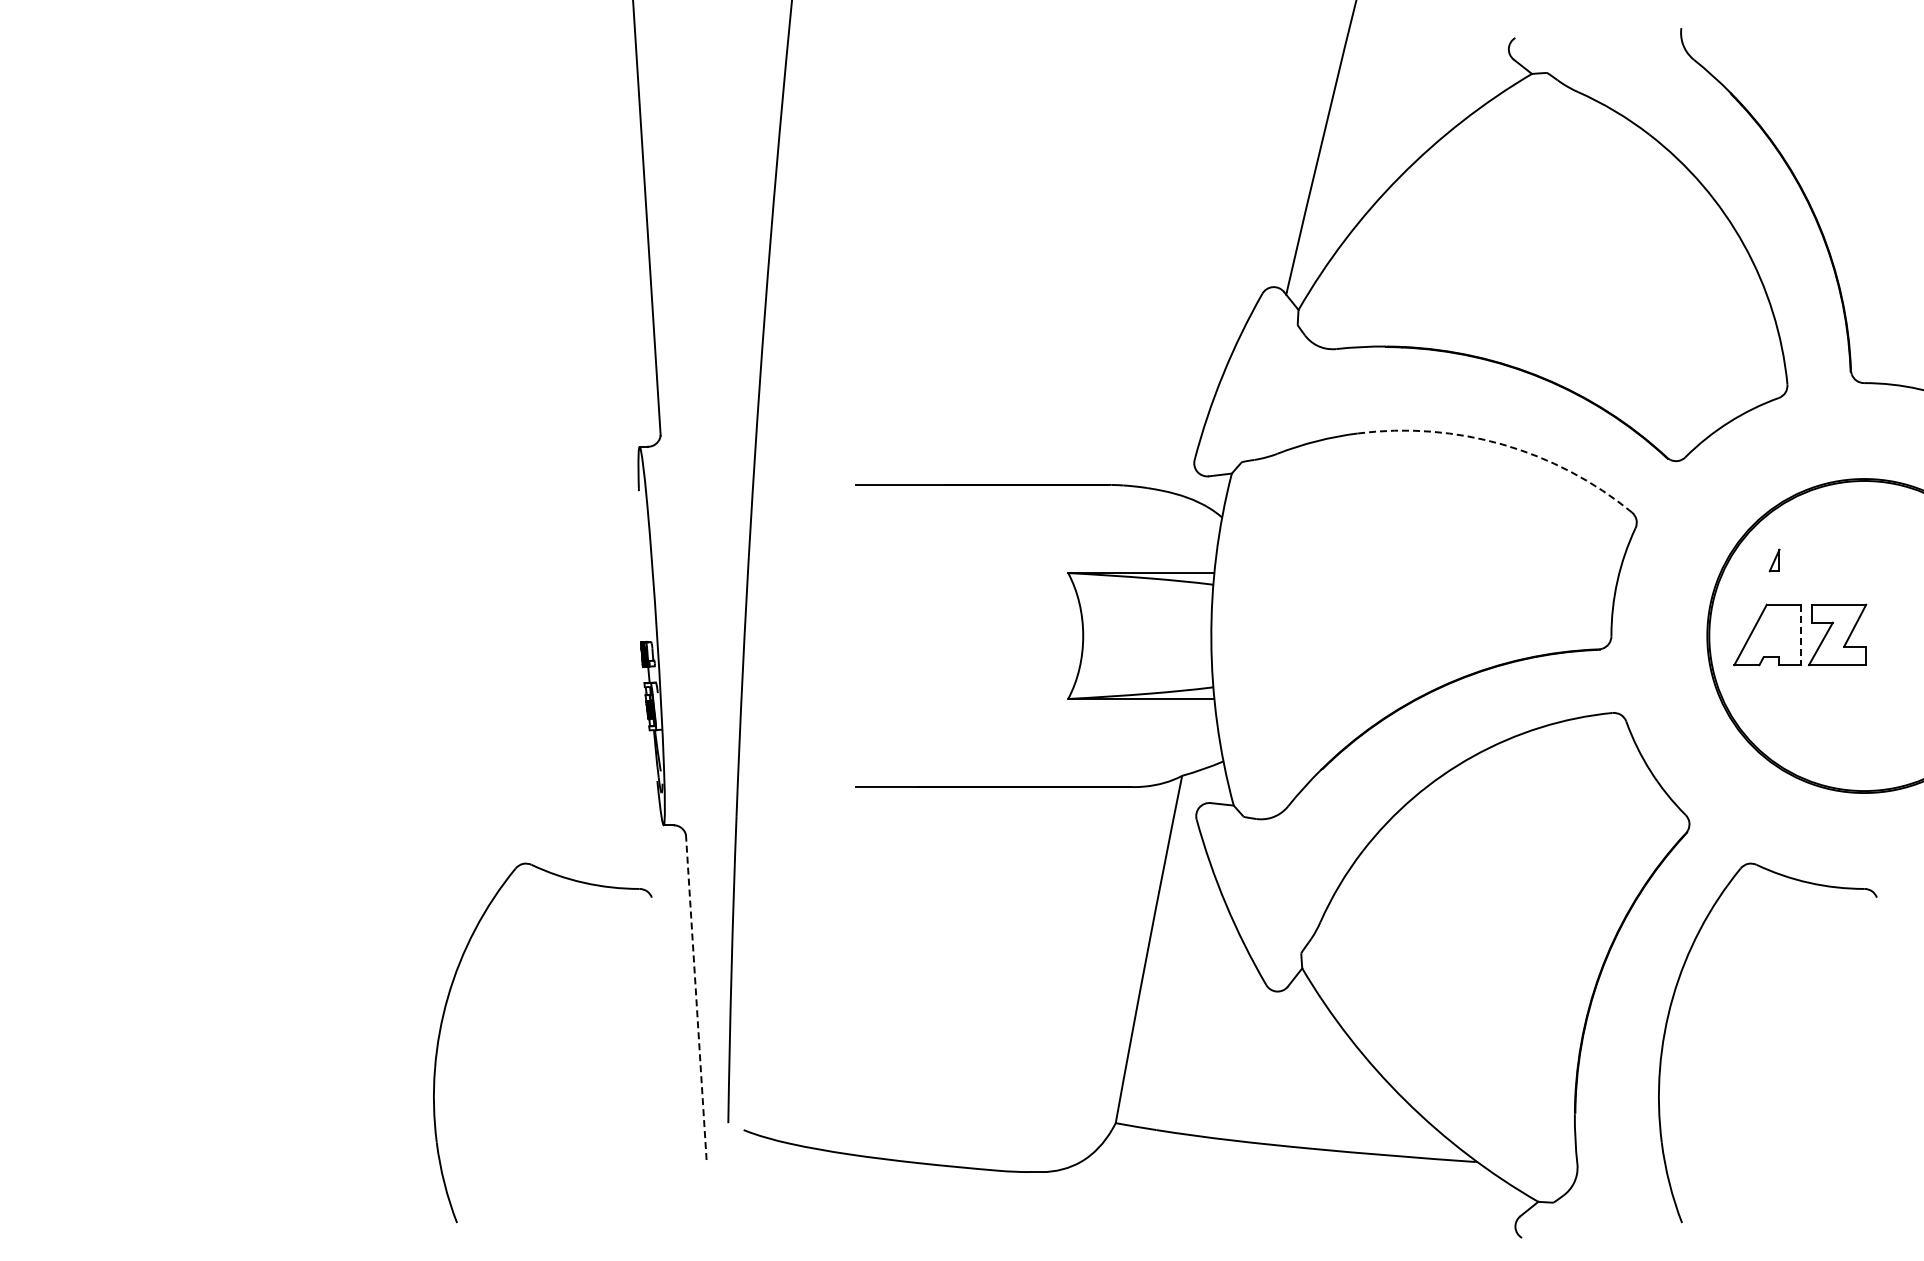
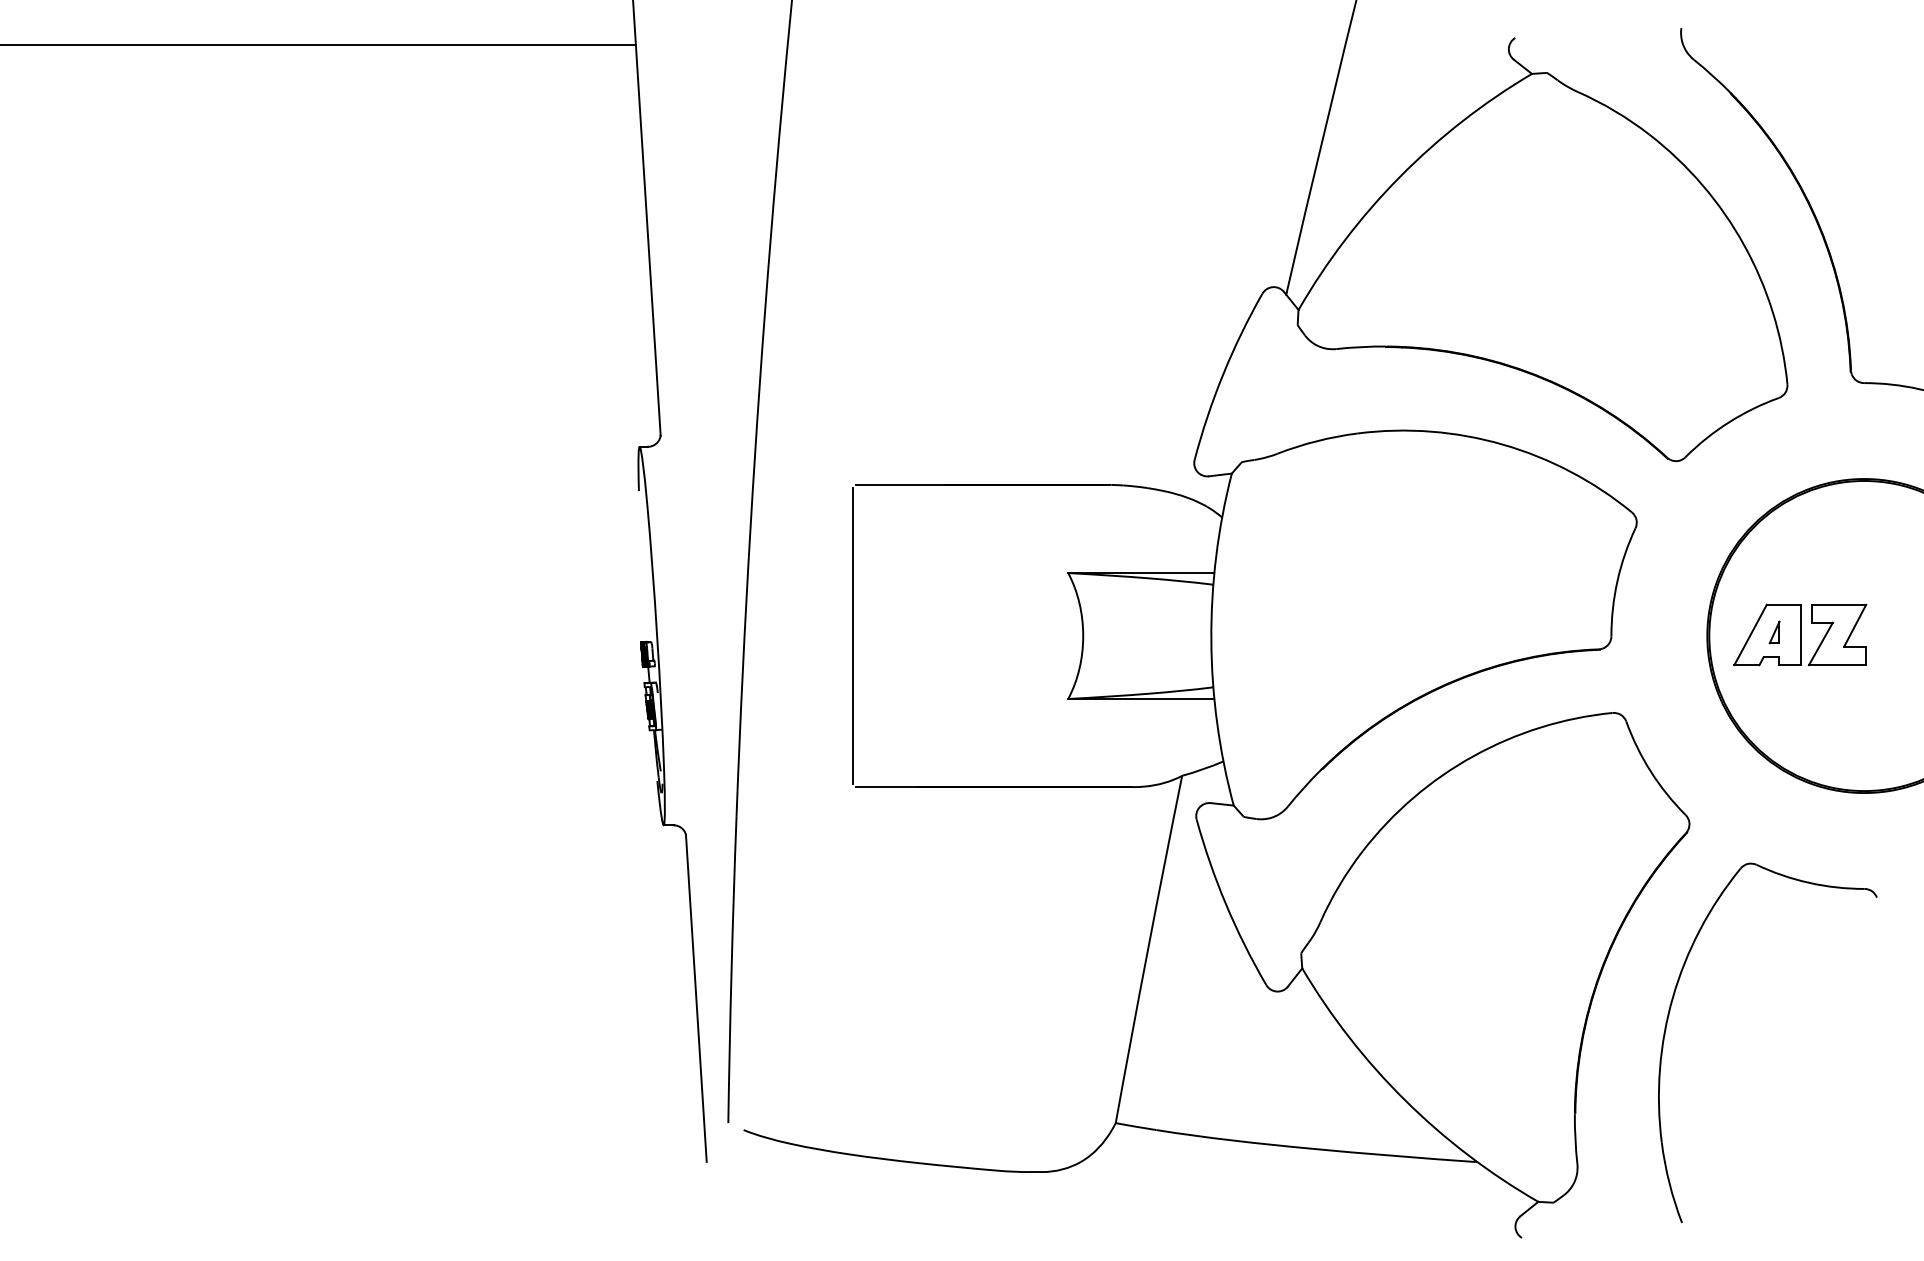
line: none -> present (318, 44)
arc: dashed -> solid (1503, 444)
part position: (1774, 560) -> (1774, 632) (1774, 632)
line: none -> present (852, 635)
line: dashed -> solid (1801, 635)
line: dashed -> solid (696, 998)
part: present -> none (443, 1020)
